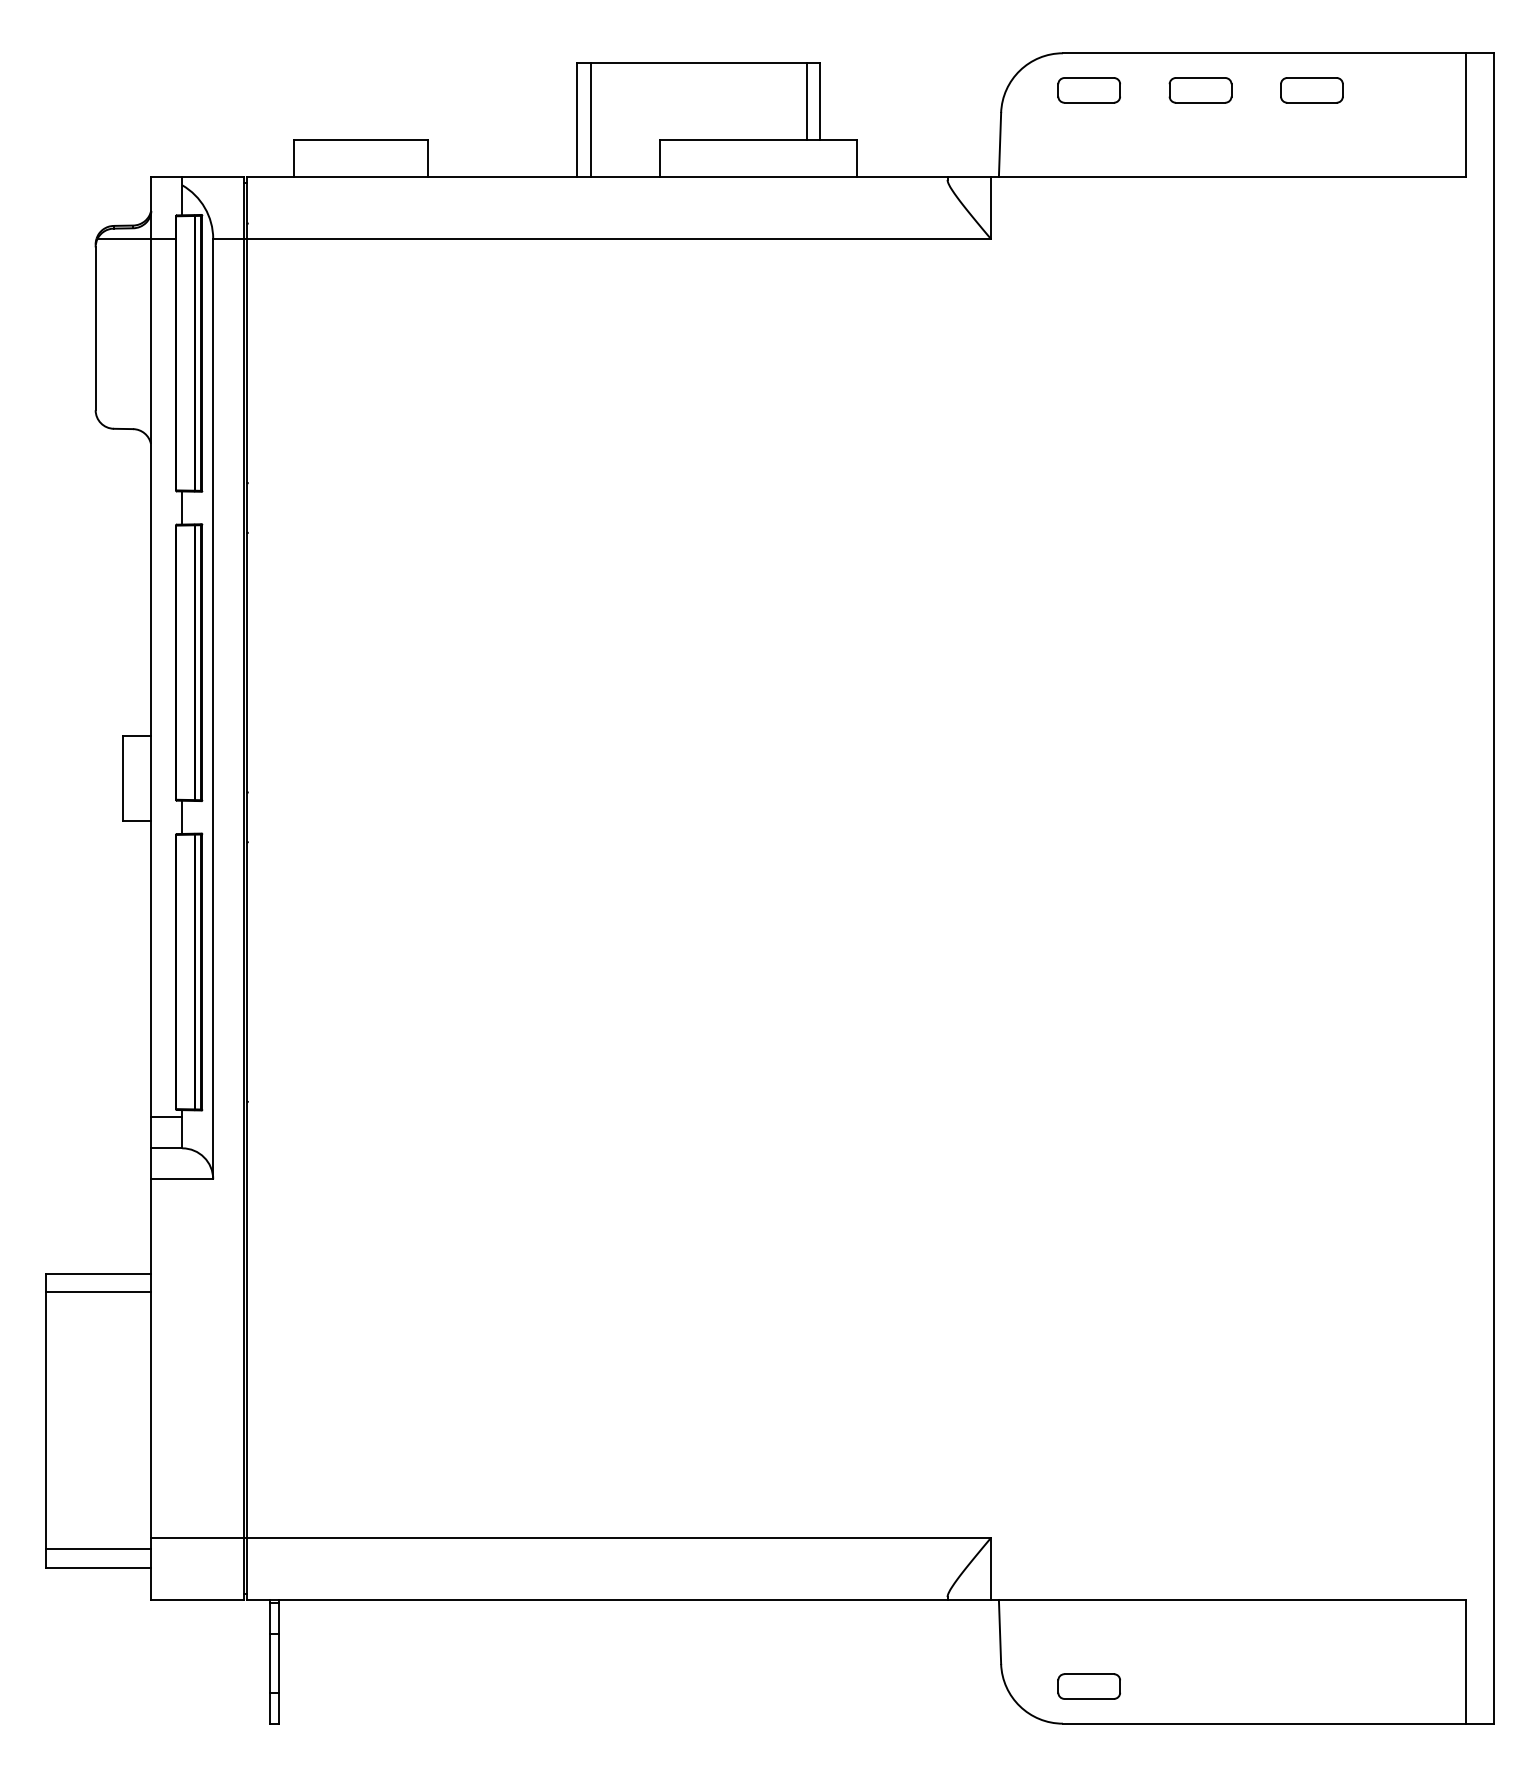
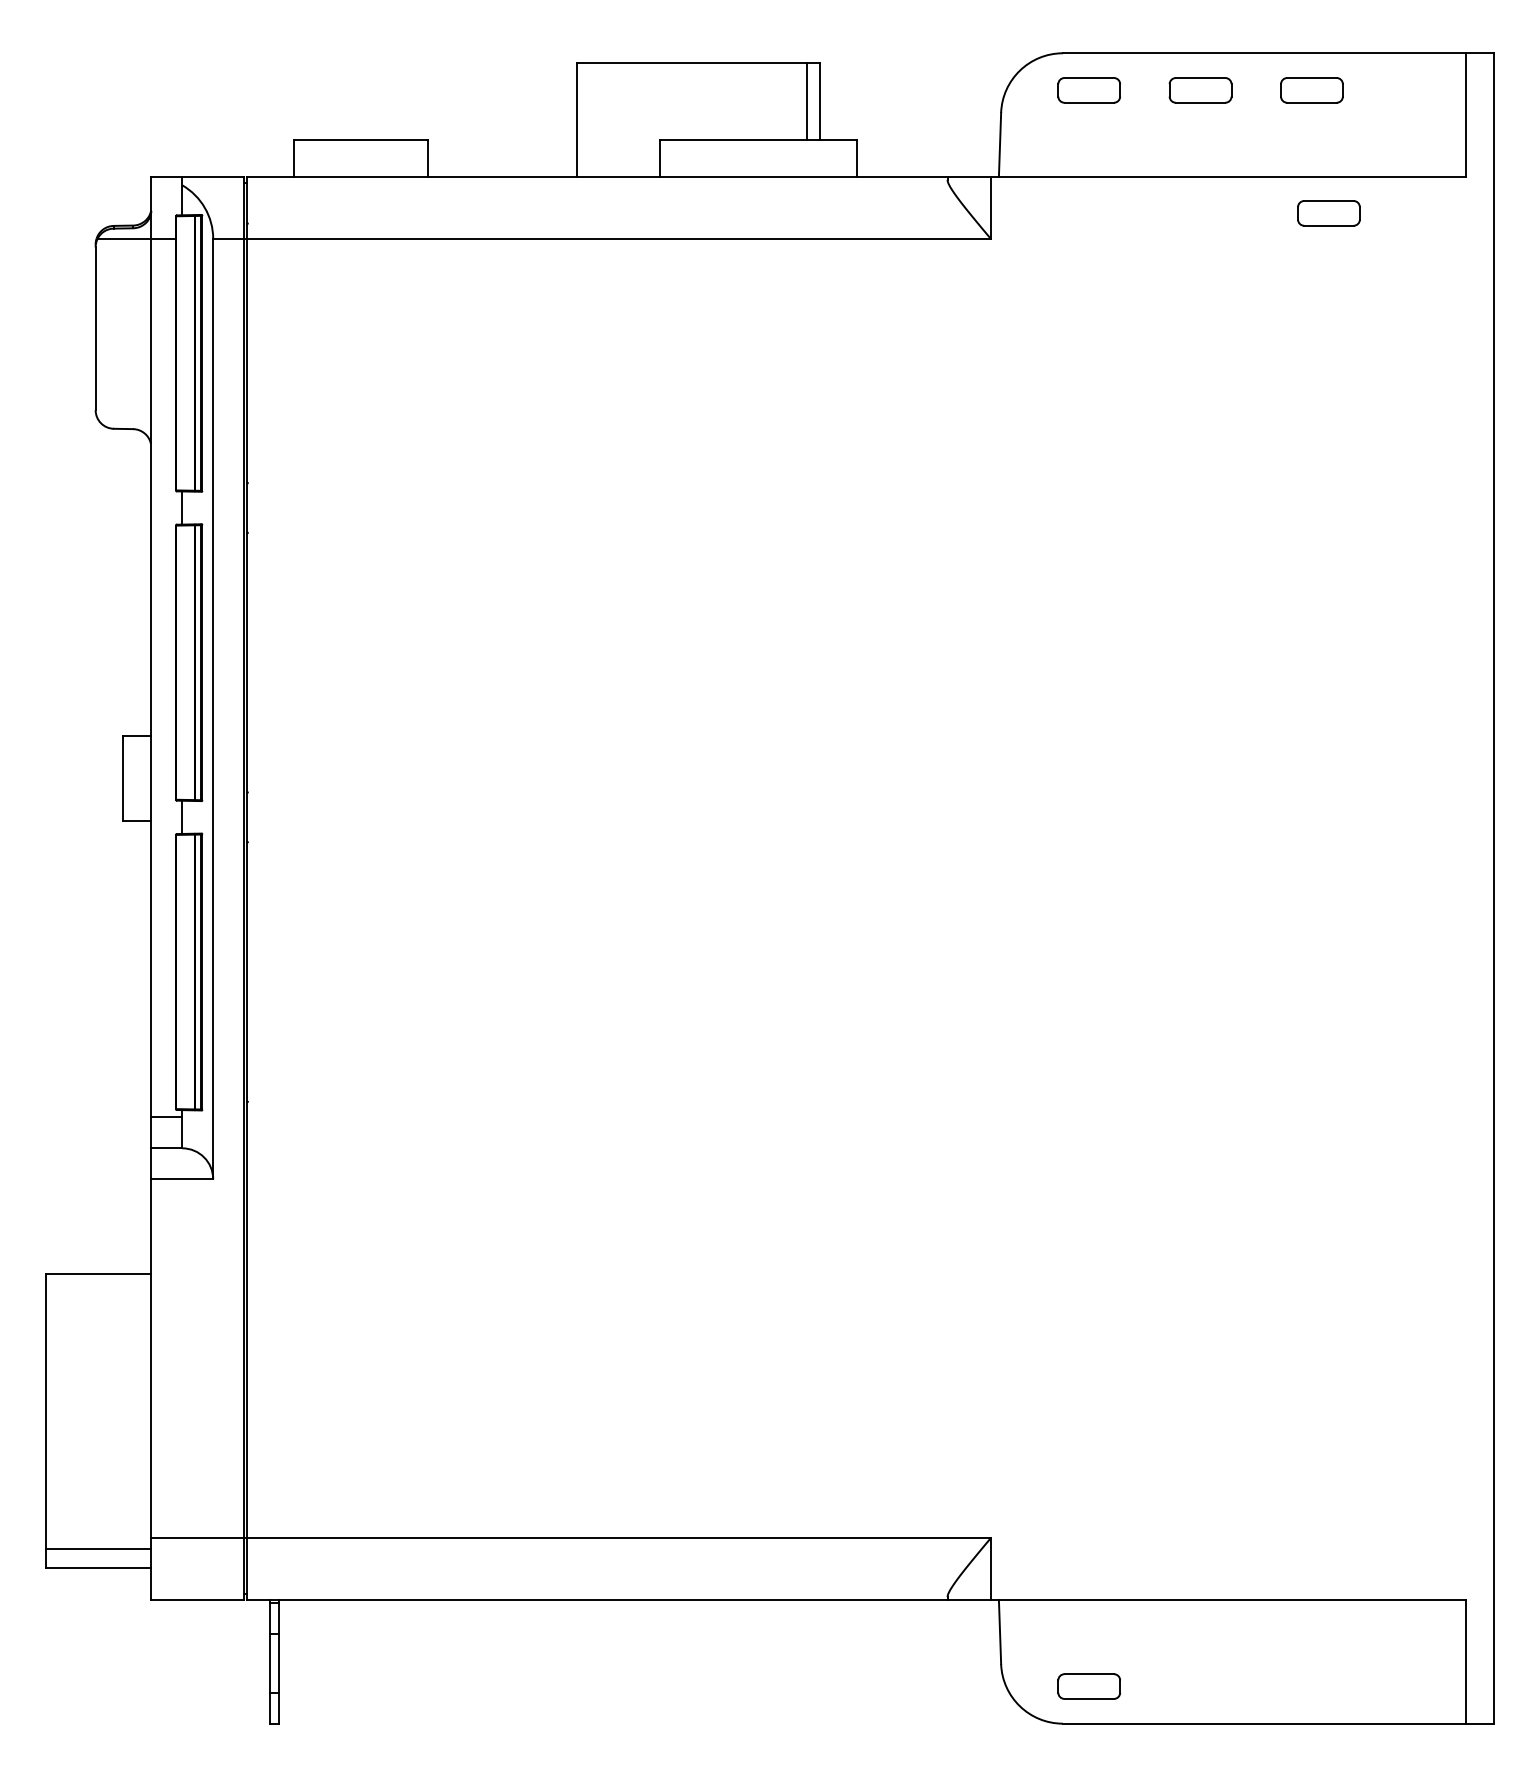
line: present -> none (590, 119)
part: none -> present (1328, 213)
line: present -> none (98, 1292)
